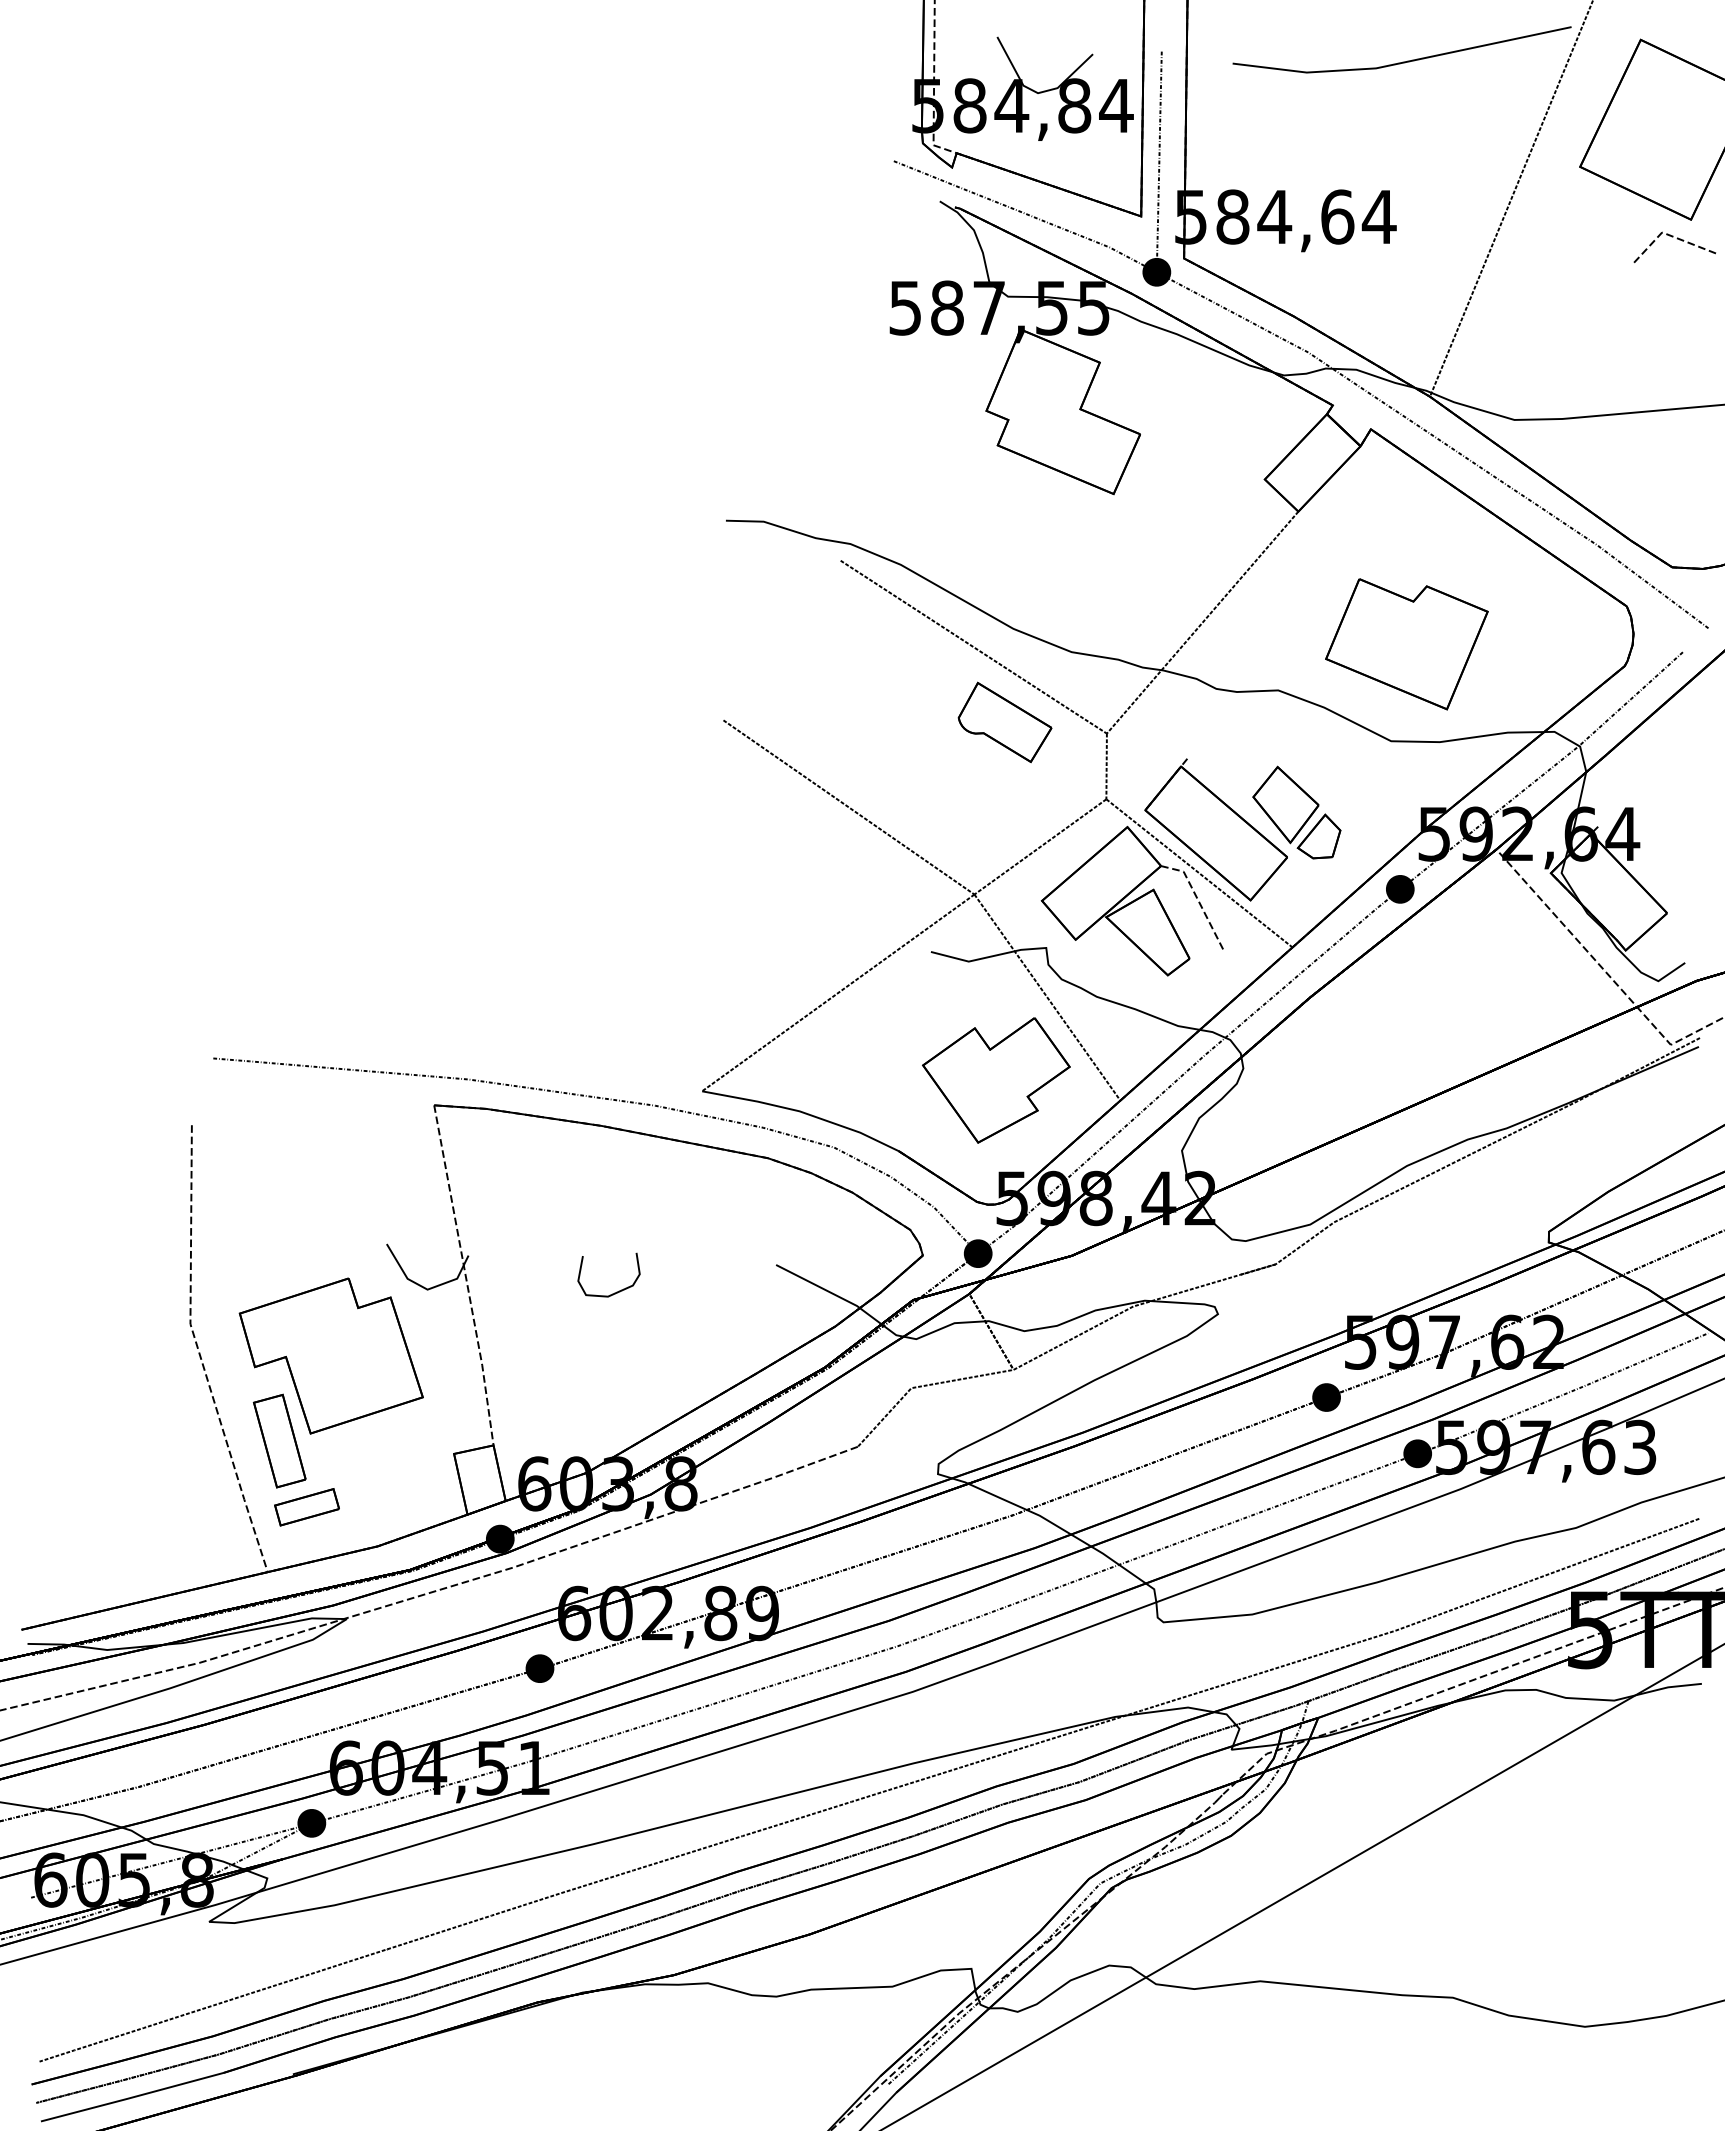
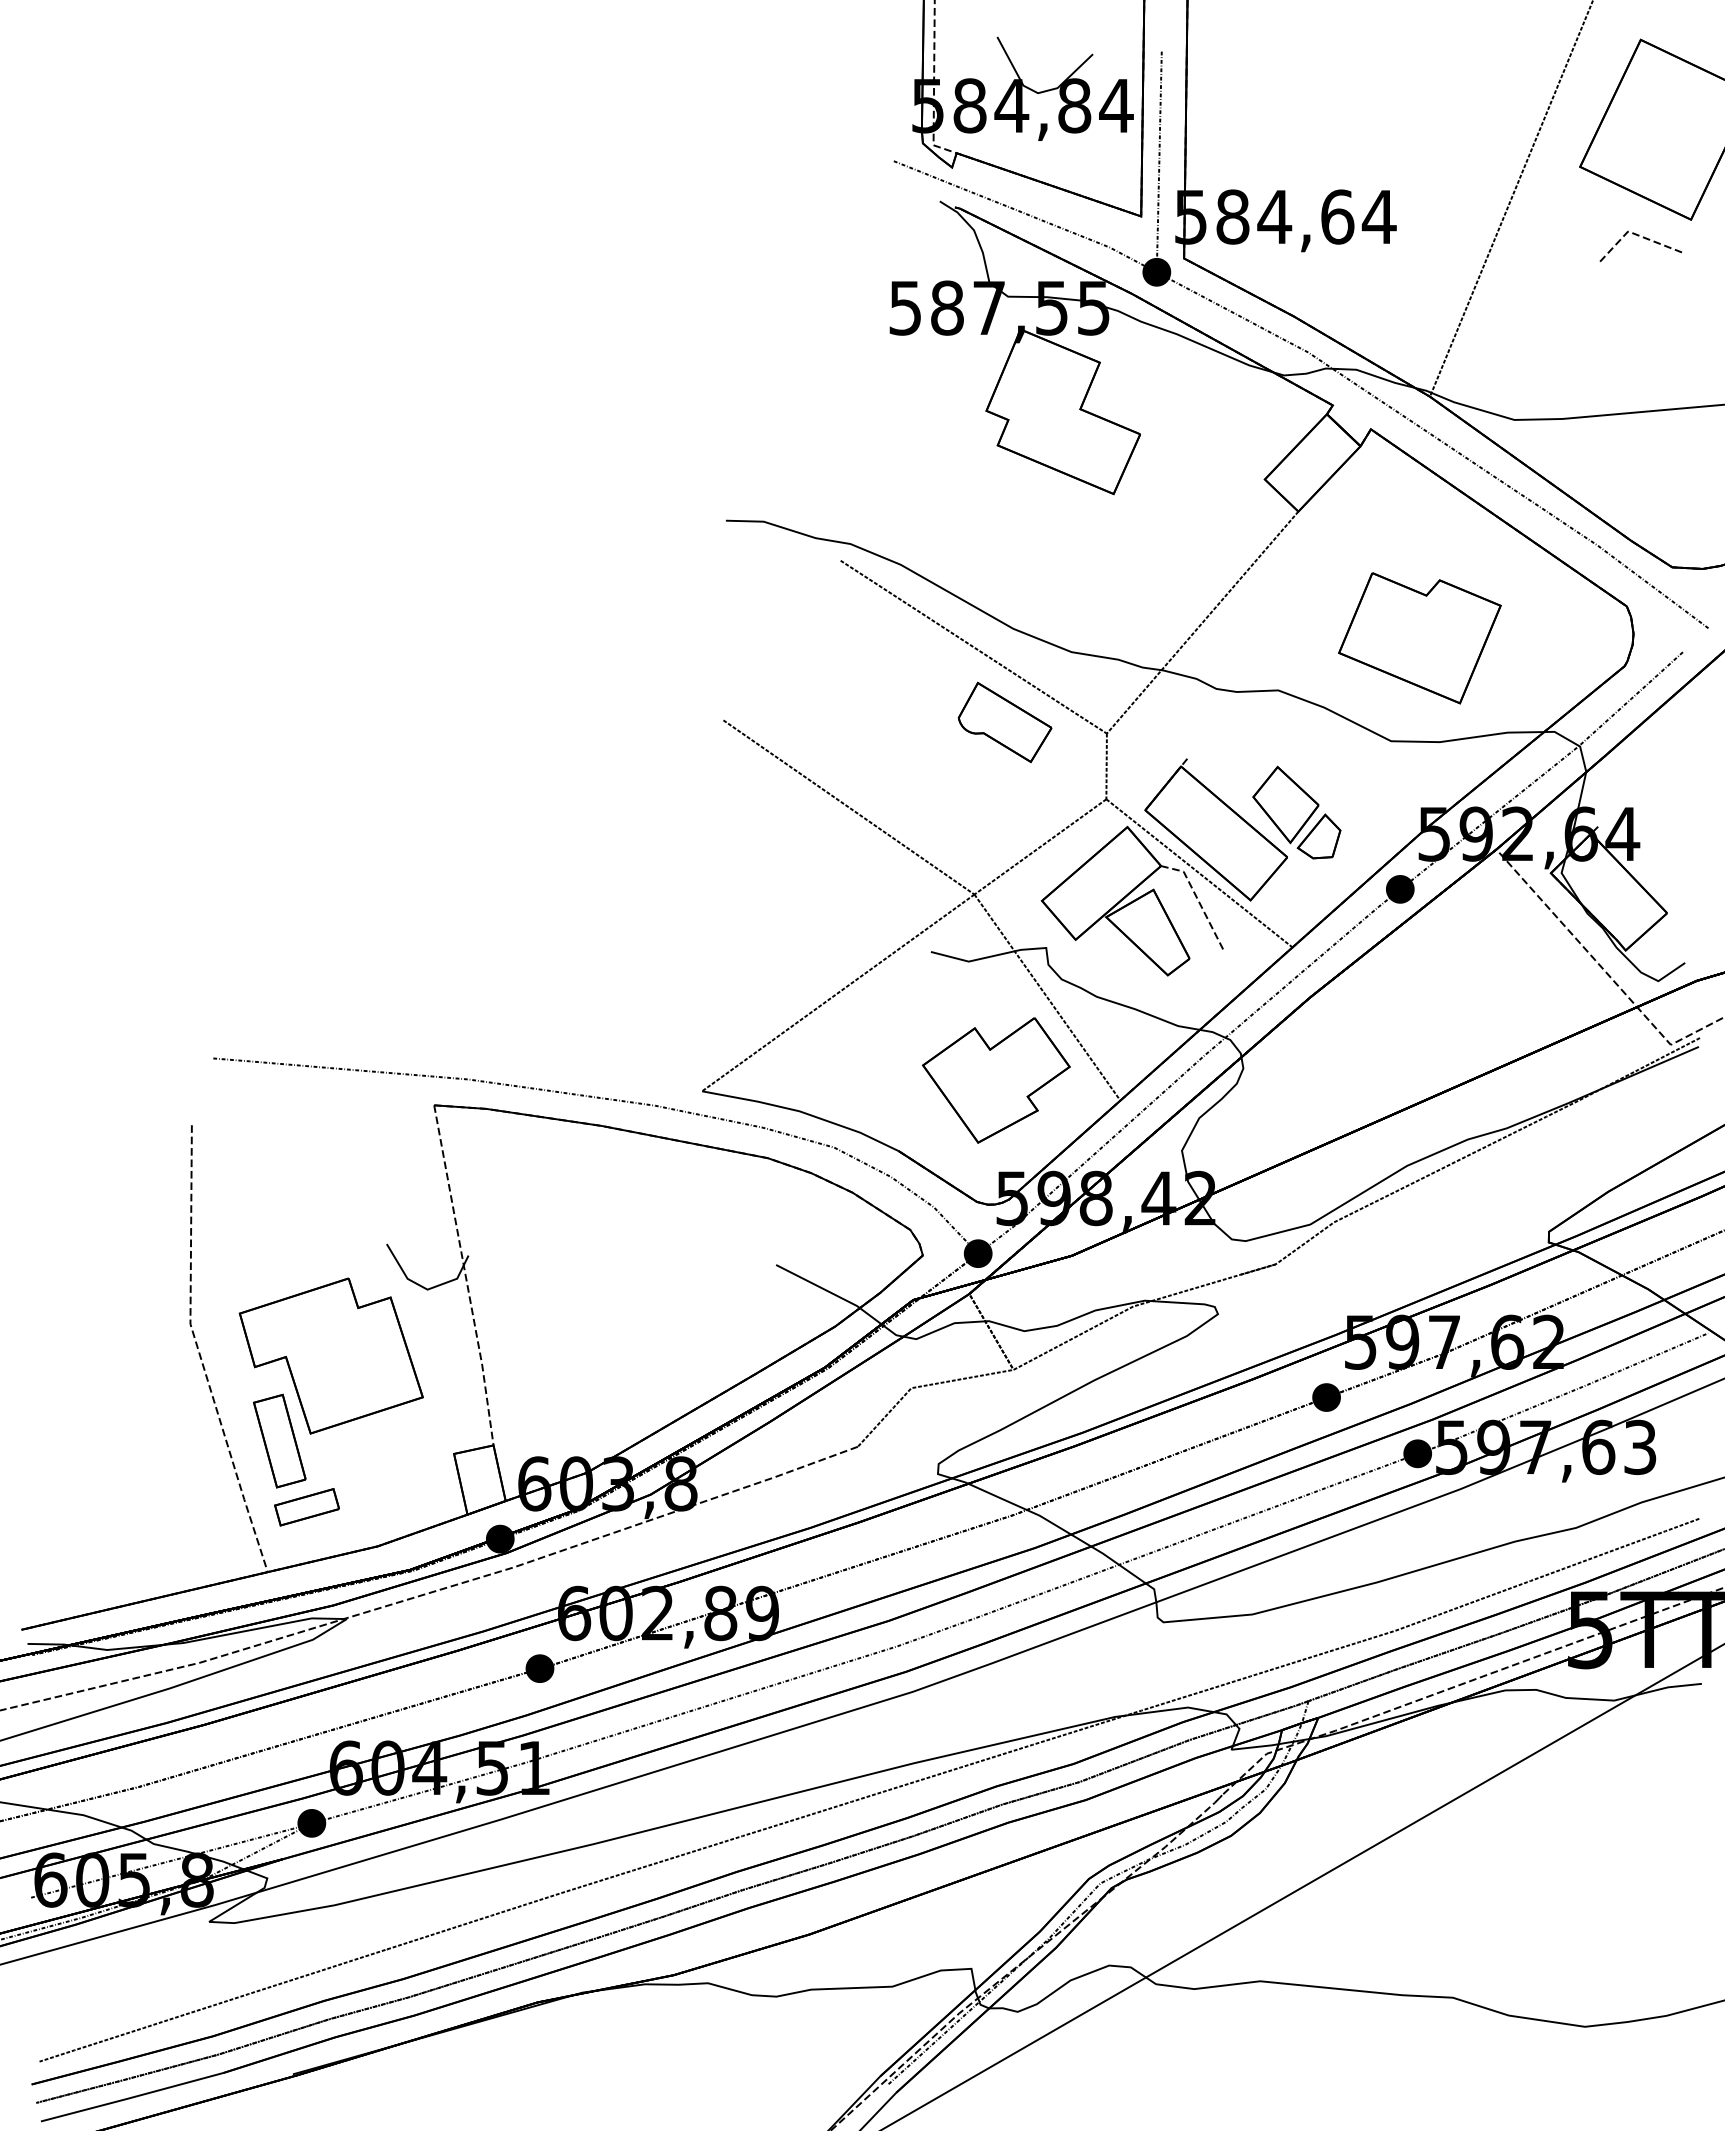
line: present -> none (1402, 61)
line position: (1677, 239) -> (1643, 238) (1643, 238)
part position: (1406, 644) -> (1419, 638) (1419, 638)
curve: present -> none (616, 1291)
